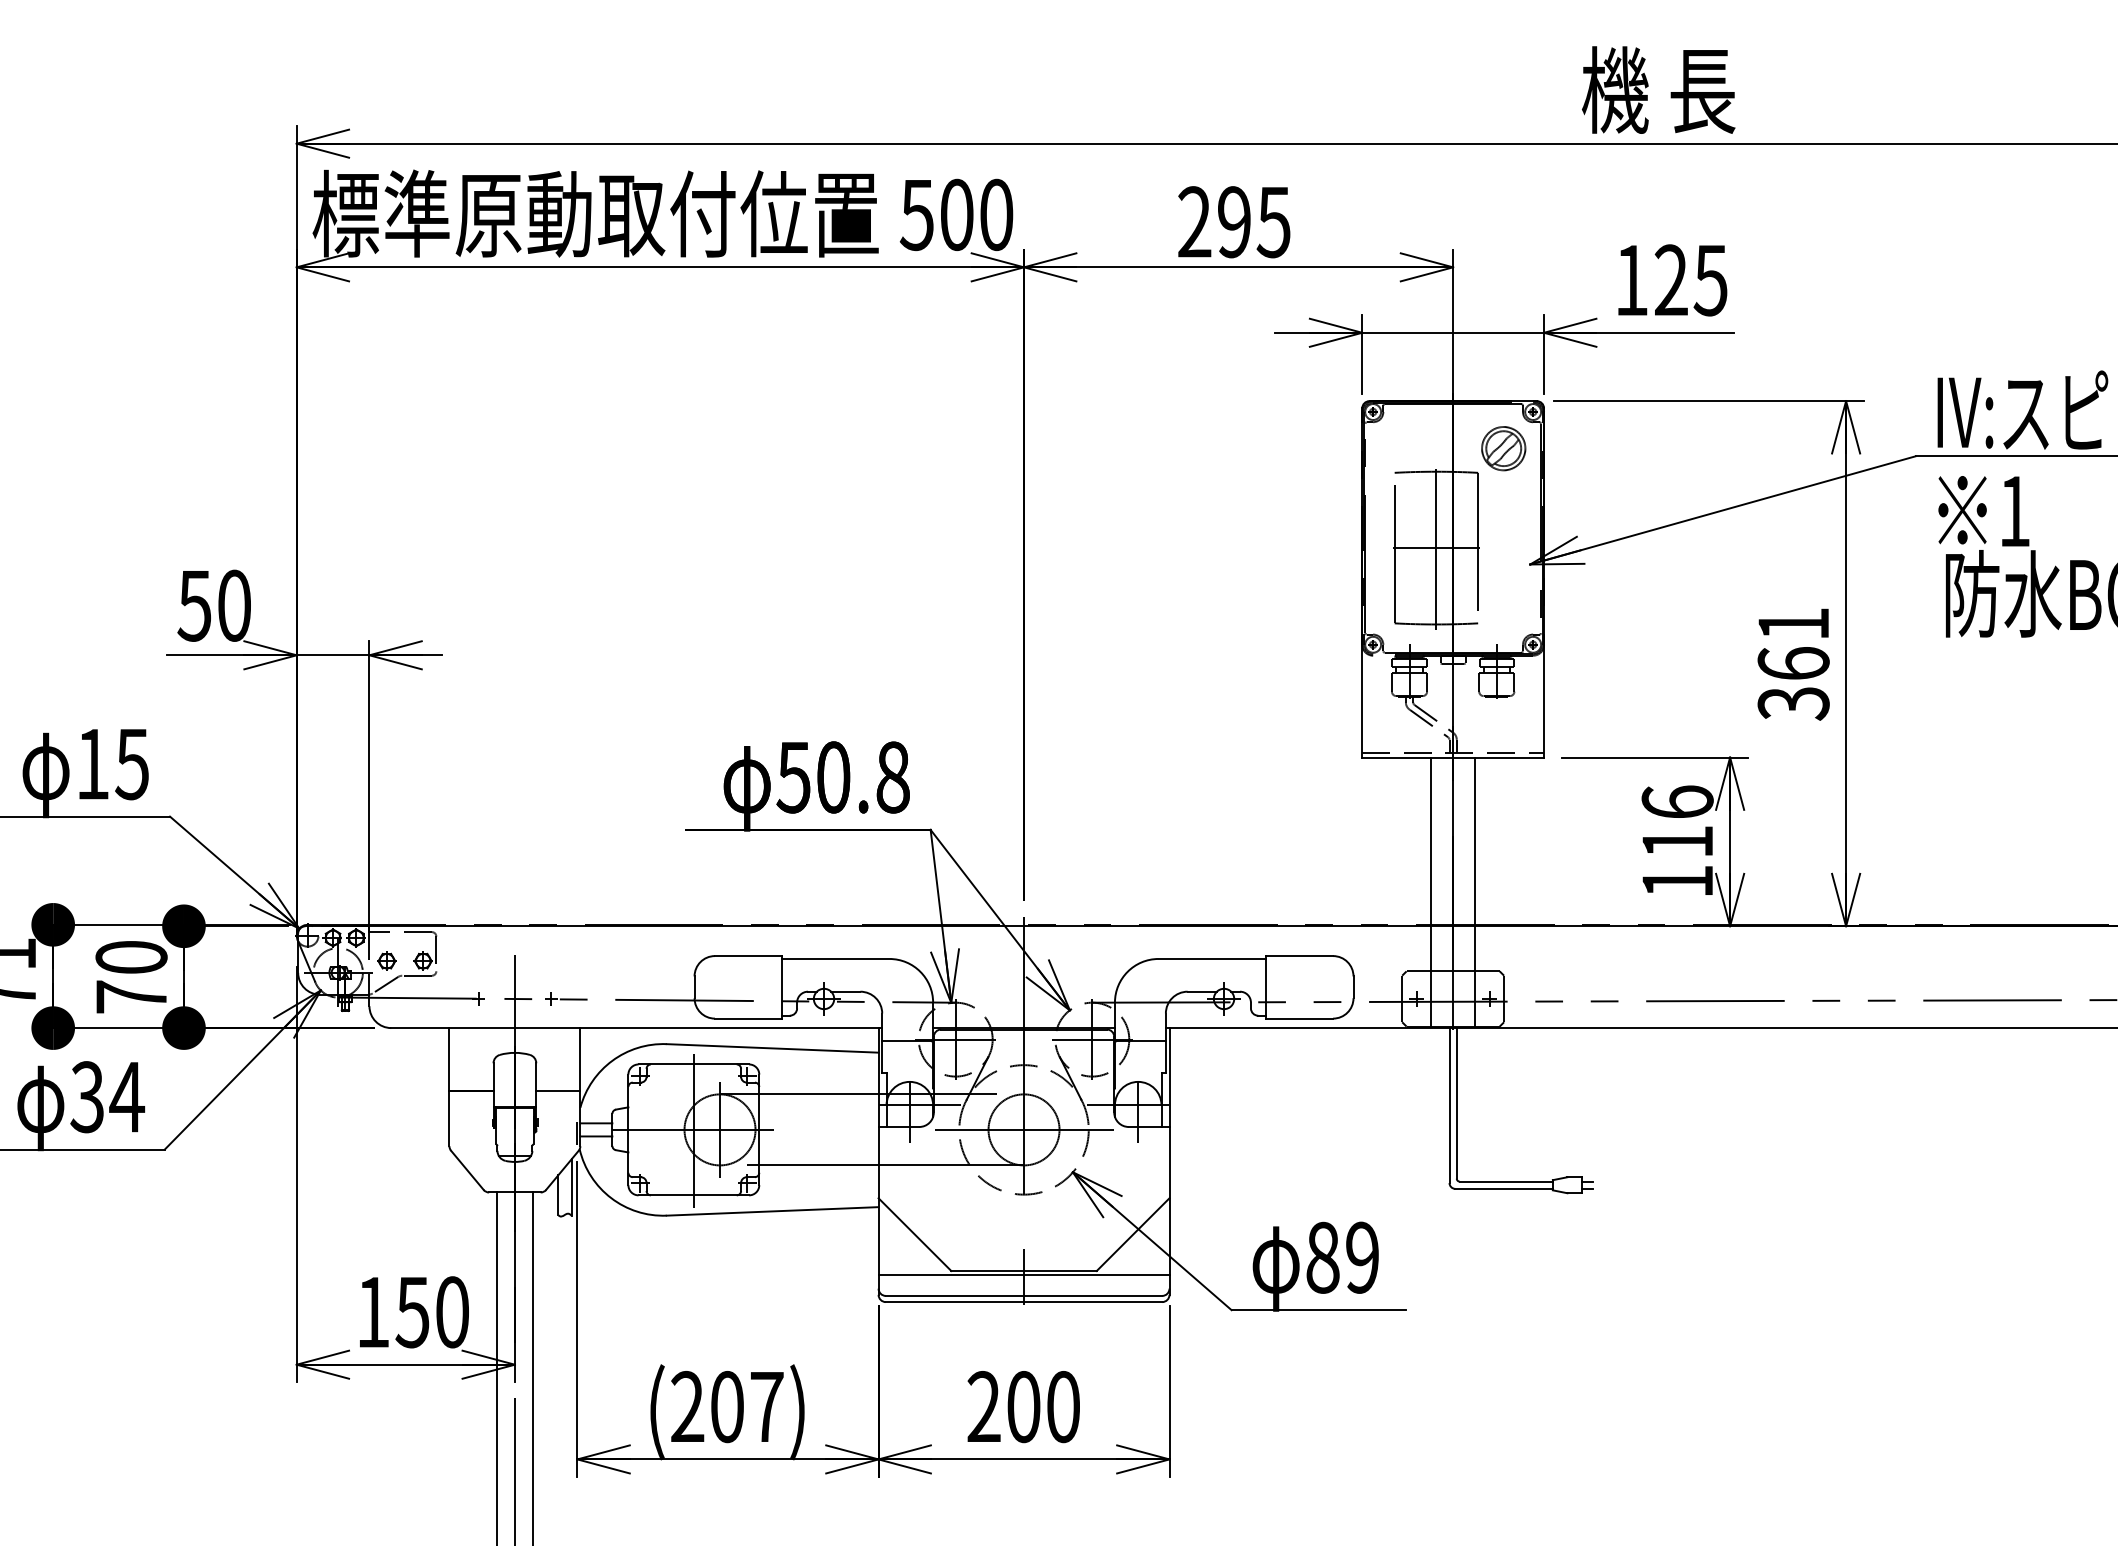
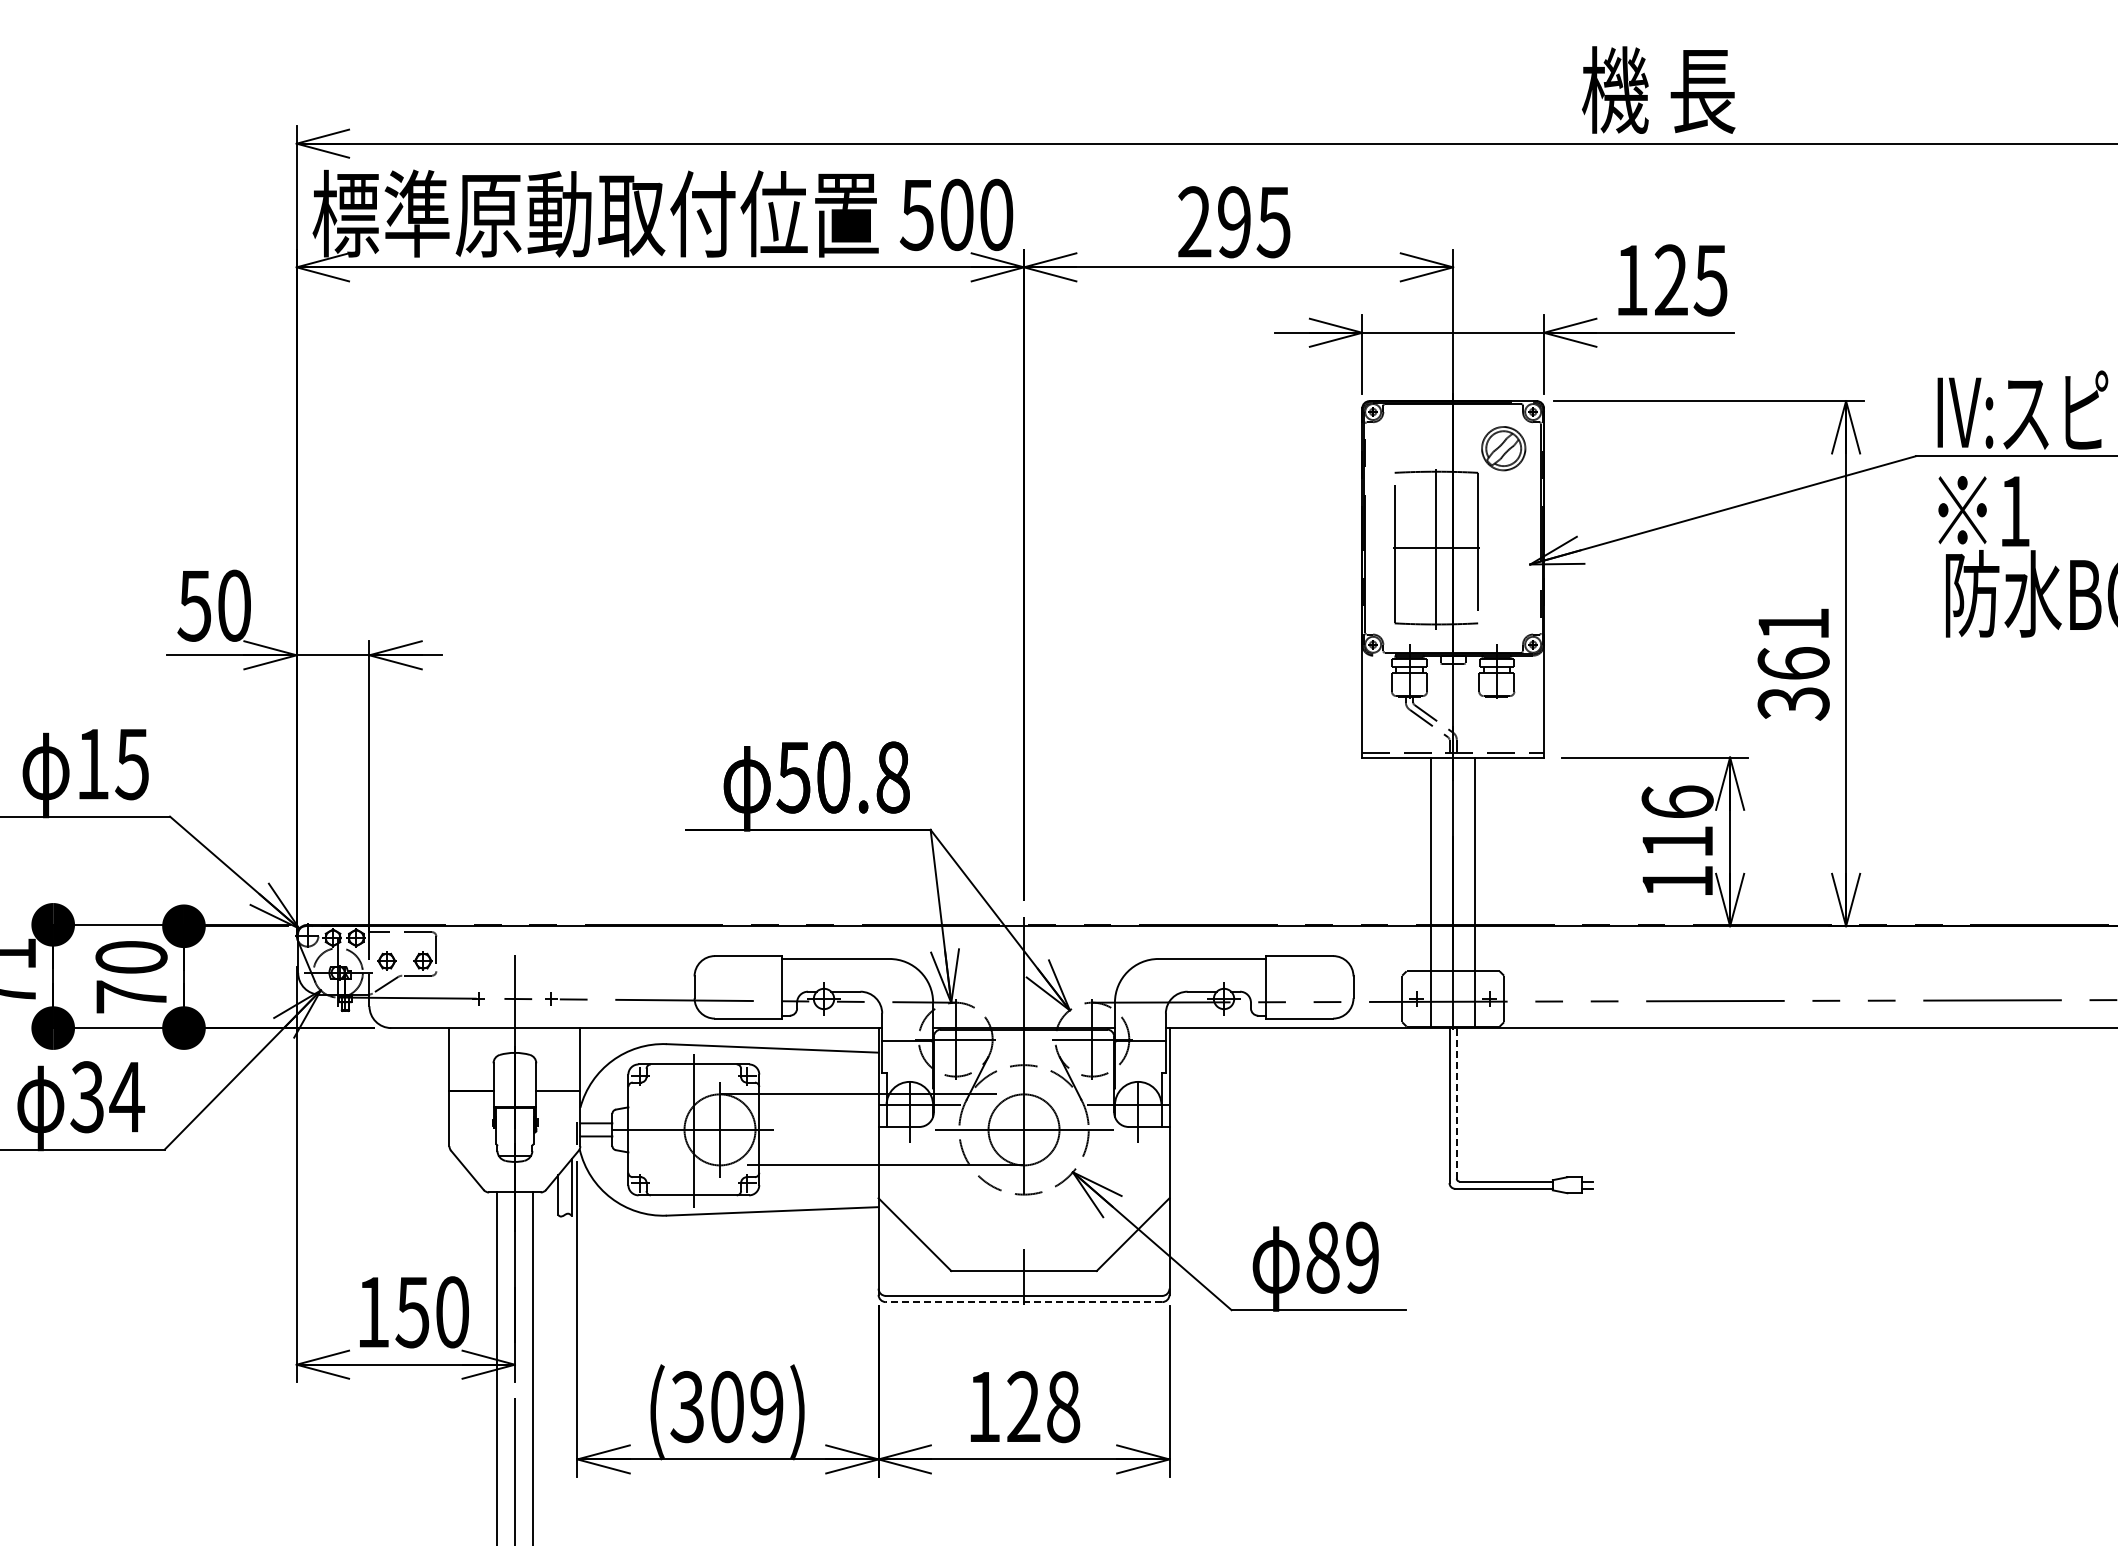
line: solid -> dashed (1456, 1102)
line: present -> none (1023, 1275)
line: solid -> dashed (1023, 1302)
text: (207) -> (309) (726, 1407)
text: 200 -> 128 (1023, 1407)
